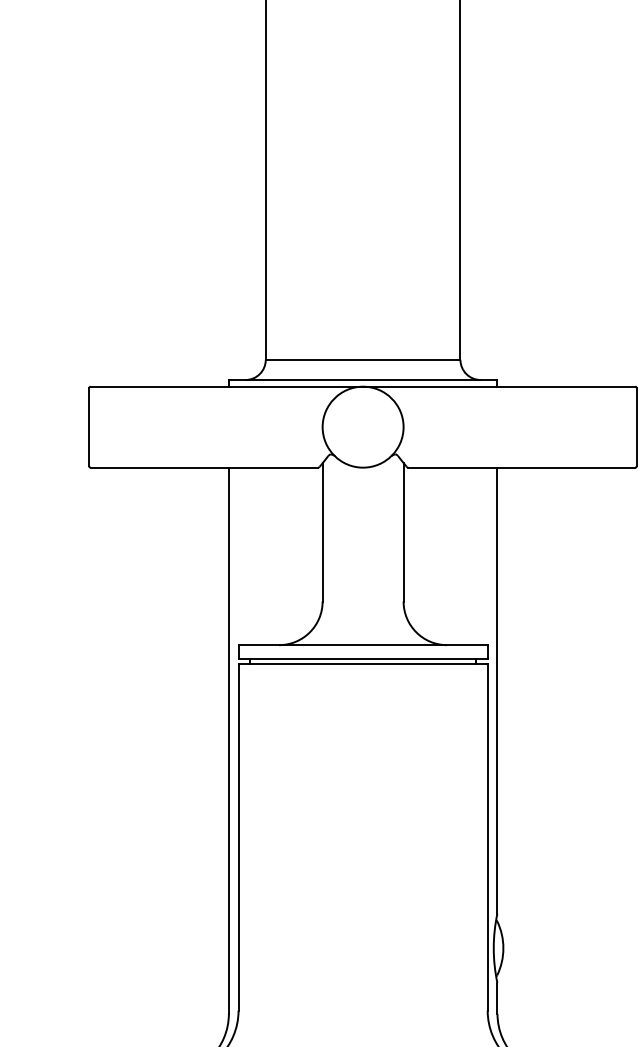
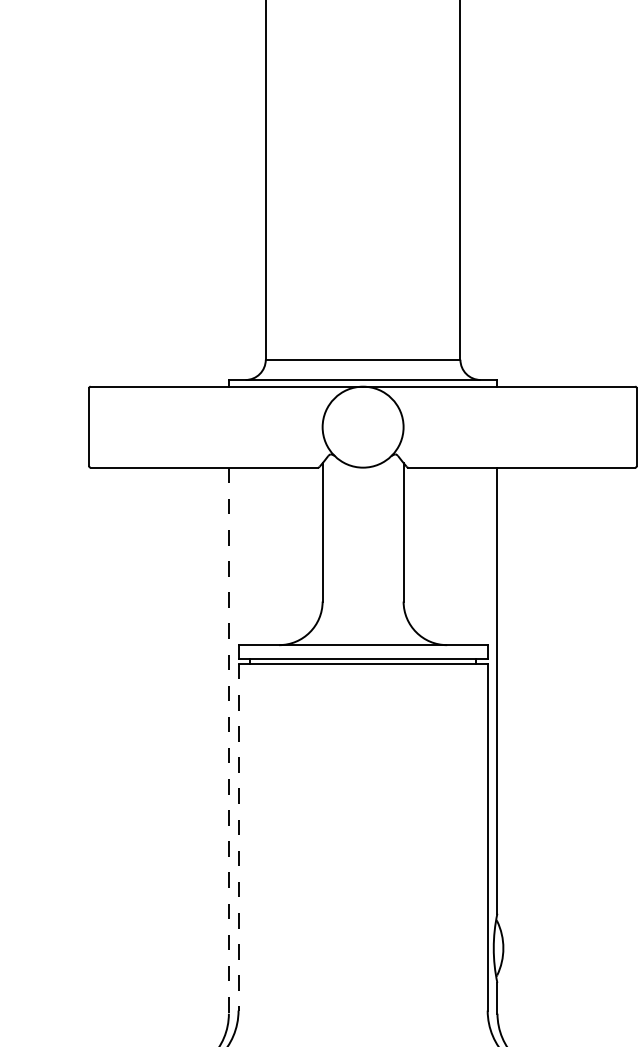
line: solid -> dashed (228, 741)
line: solid -> dashed (238, 837)
